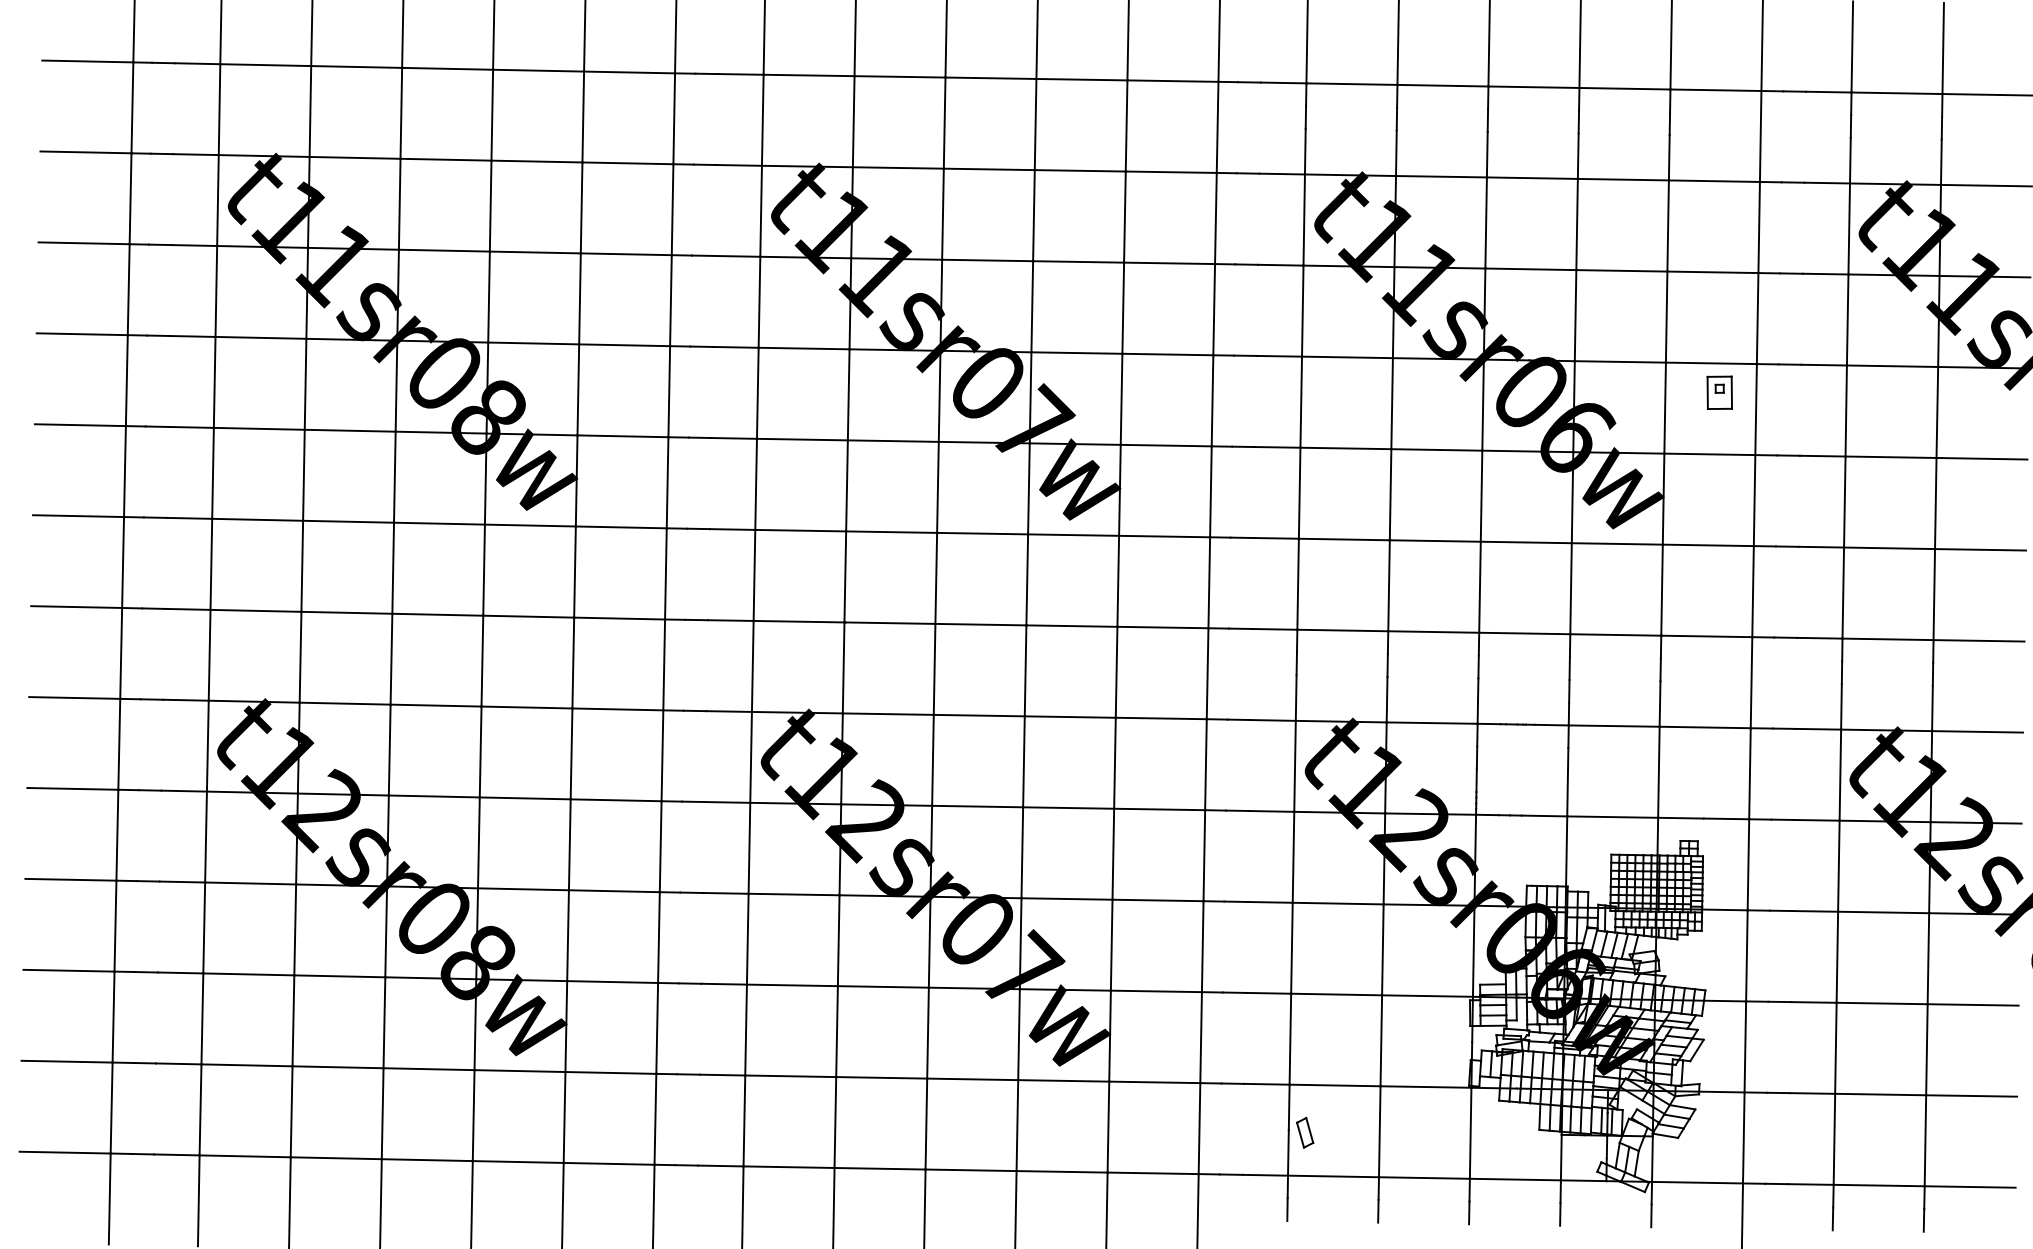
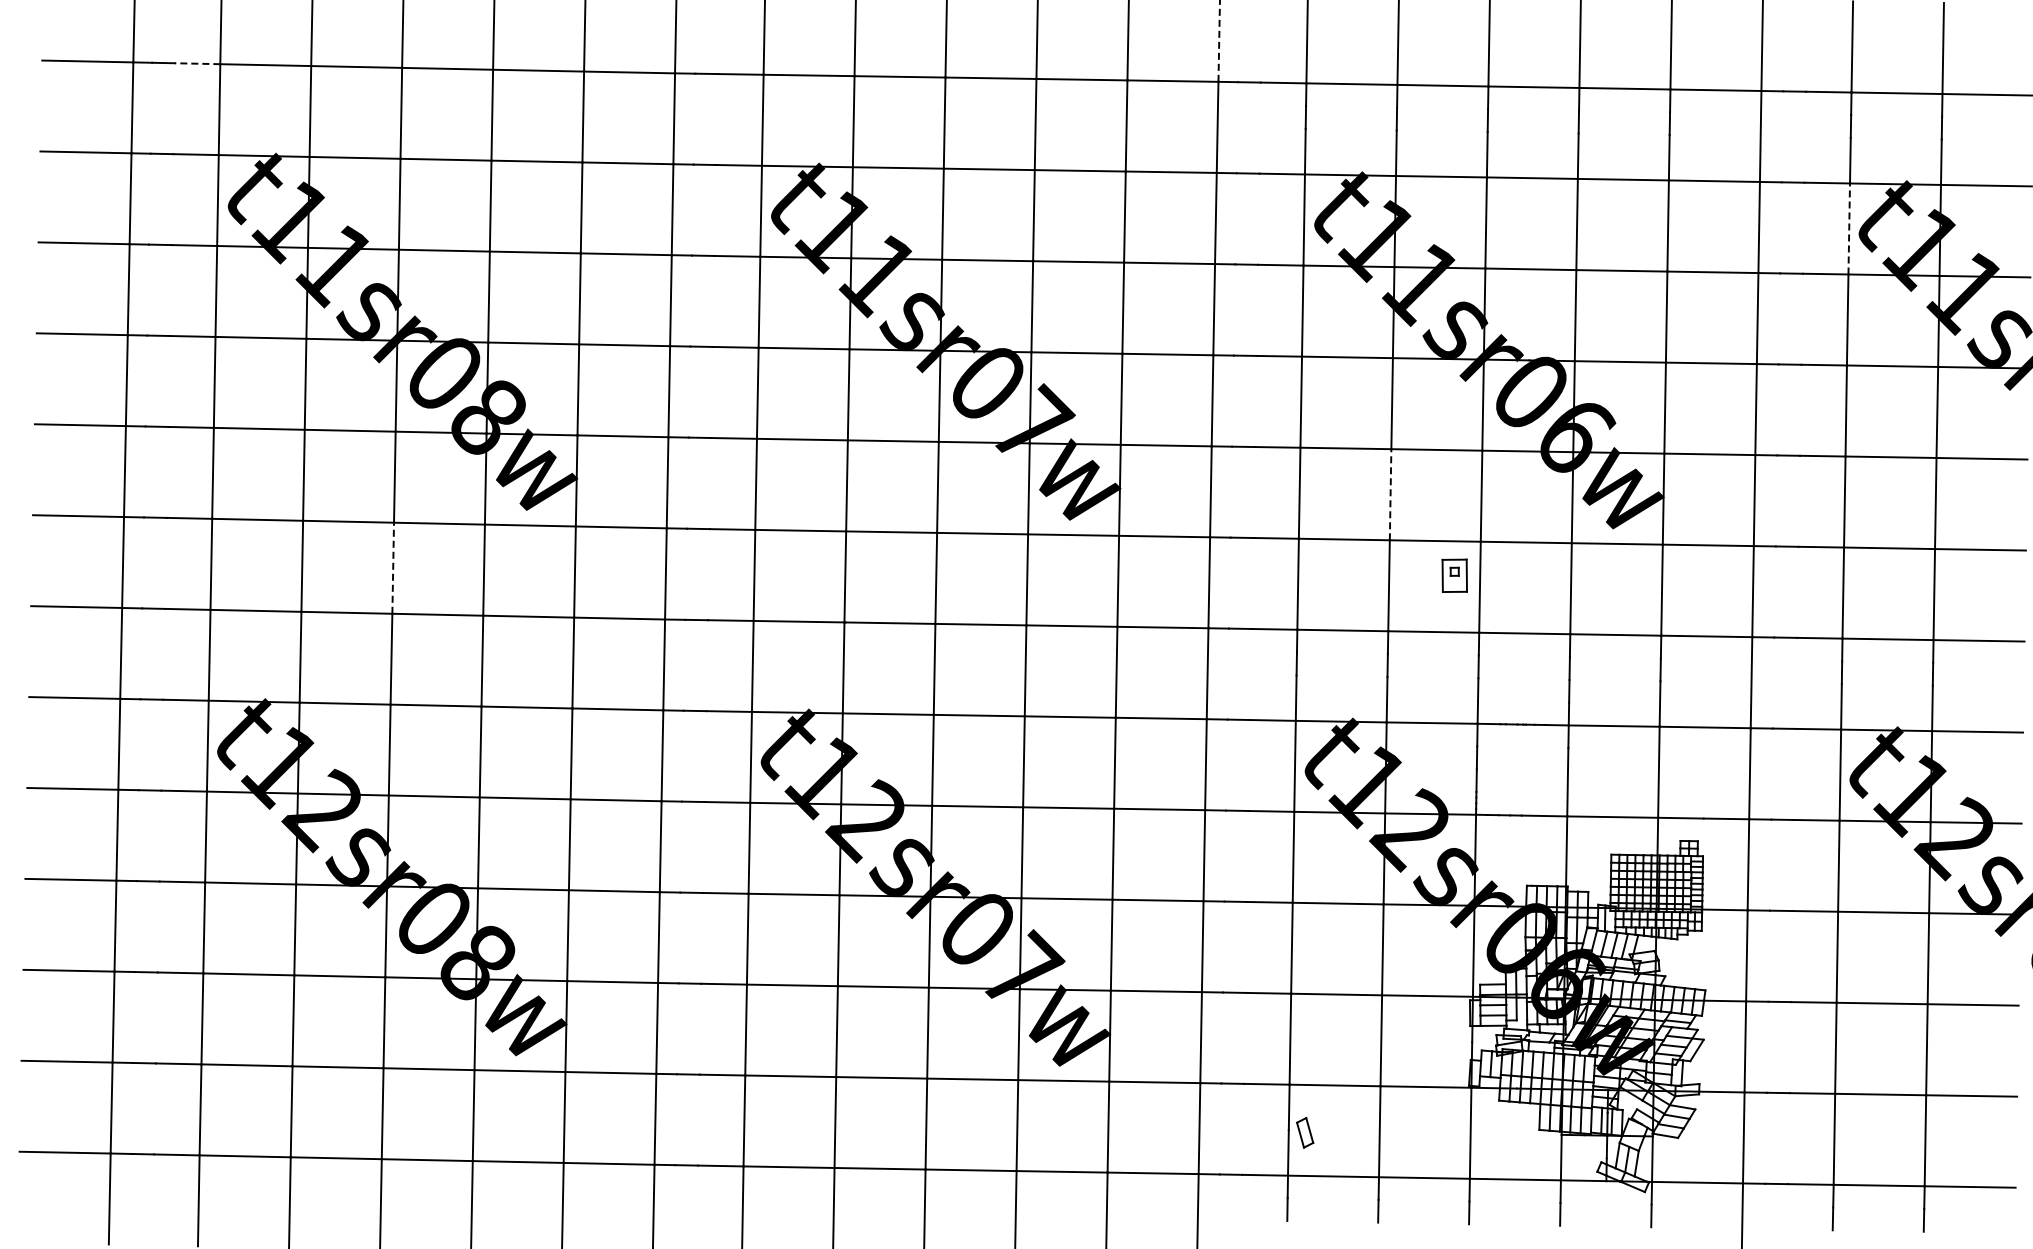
line: solid -> dashed (1219, 40)
line: solid -> dashed (197, 63)
line: solid -> dashed (1849, 228)
part position: (1719, 392) -> (1454, 575) (1454, 575)
line: solid -> dashed (1390, 494)
line: solid -> dashed (393, 568)
